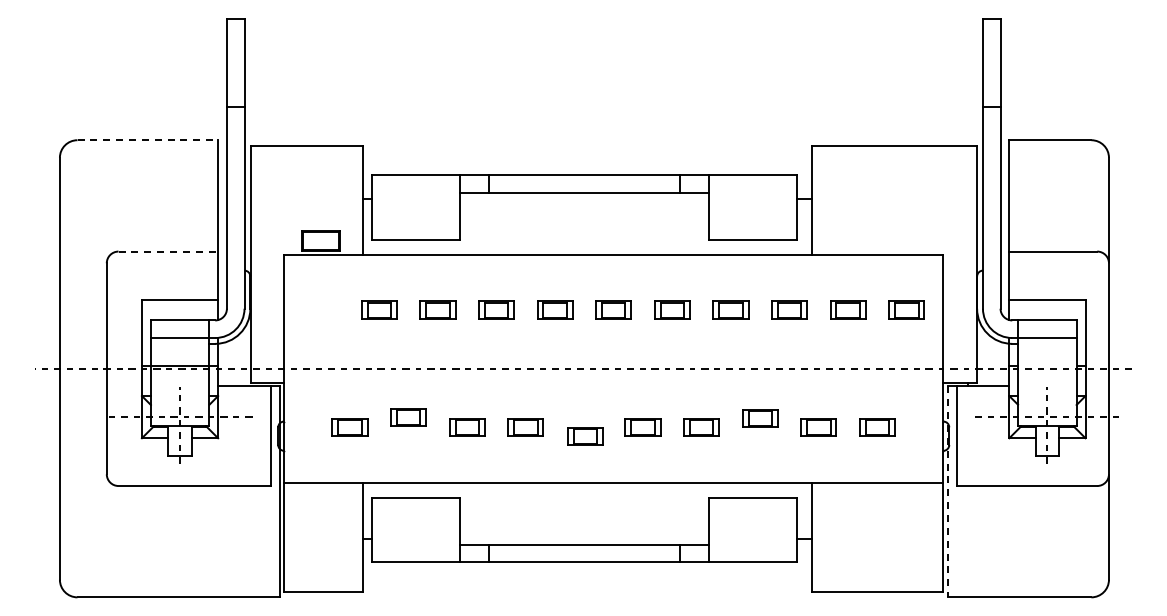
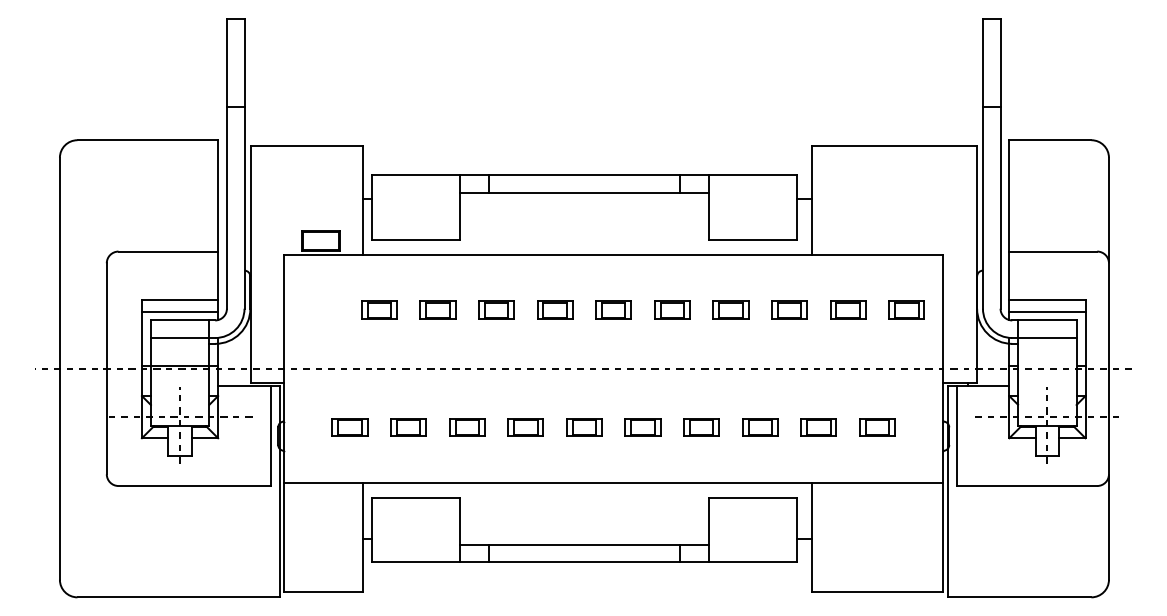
line: dashed -> solid (148, 140)
line: dashed -> solid (168, 251)
line: none -> present (179, 311)
line: none -> present (1047, 311)
part position: (408, 417) -> (408, 427) (408, 427)
part position: (760, 418) -> (760, 427) (760, 427)
part position: (585, 436) -> (584, 427) (584, 427)
line: dashed -> solid (947, 492)
